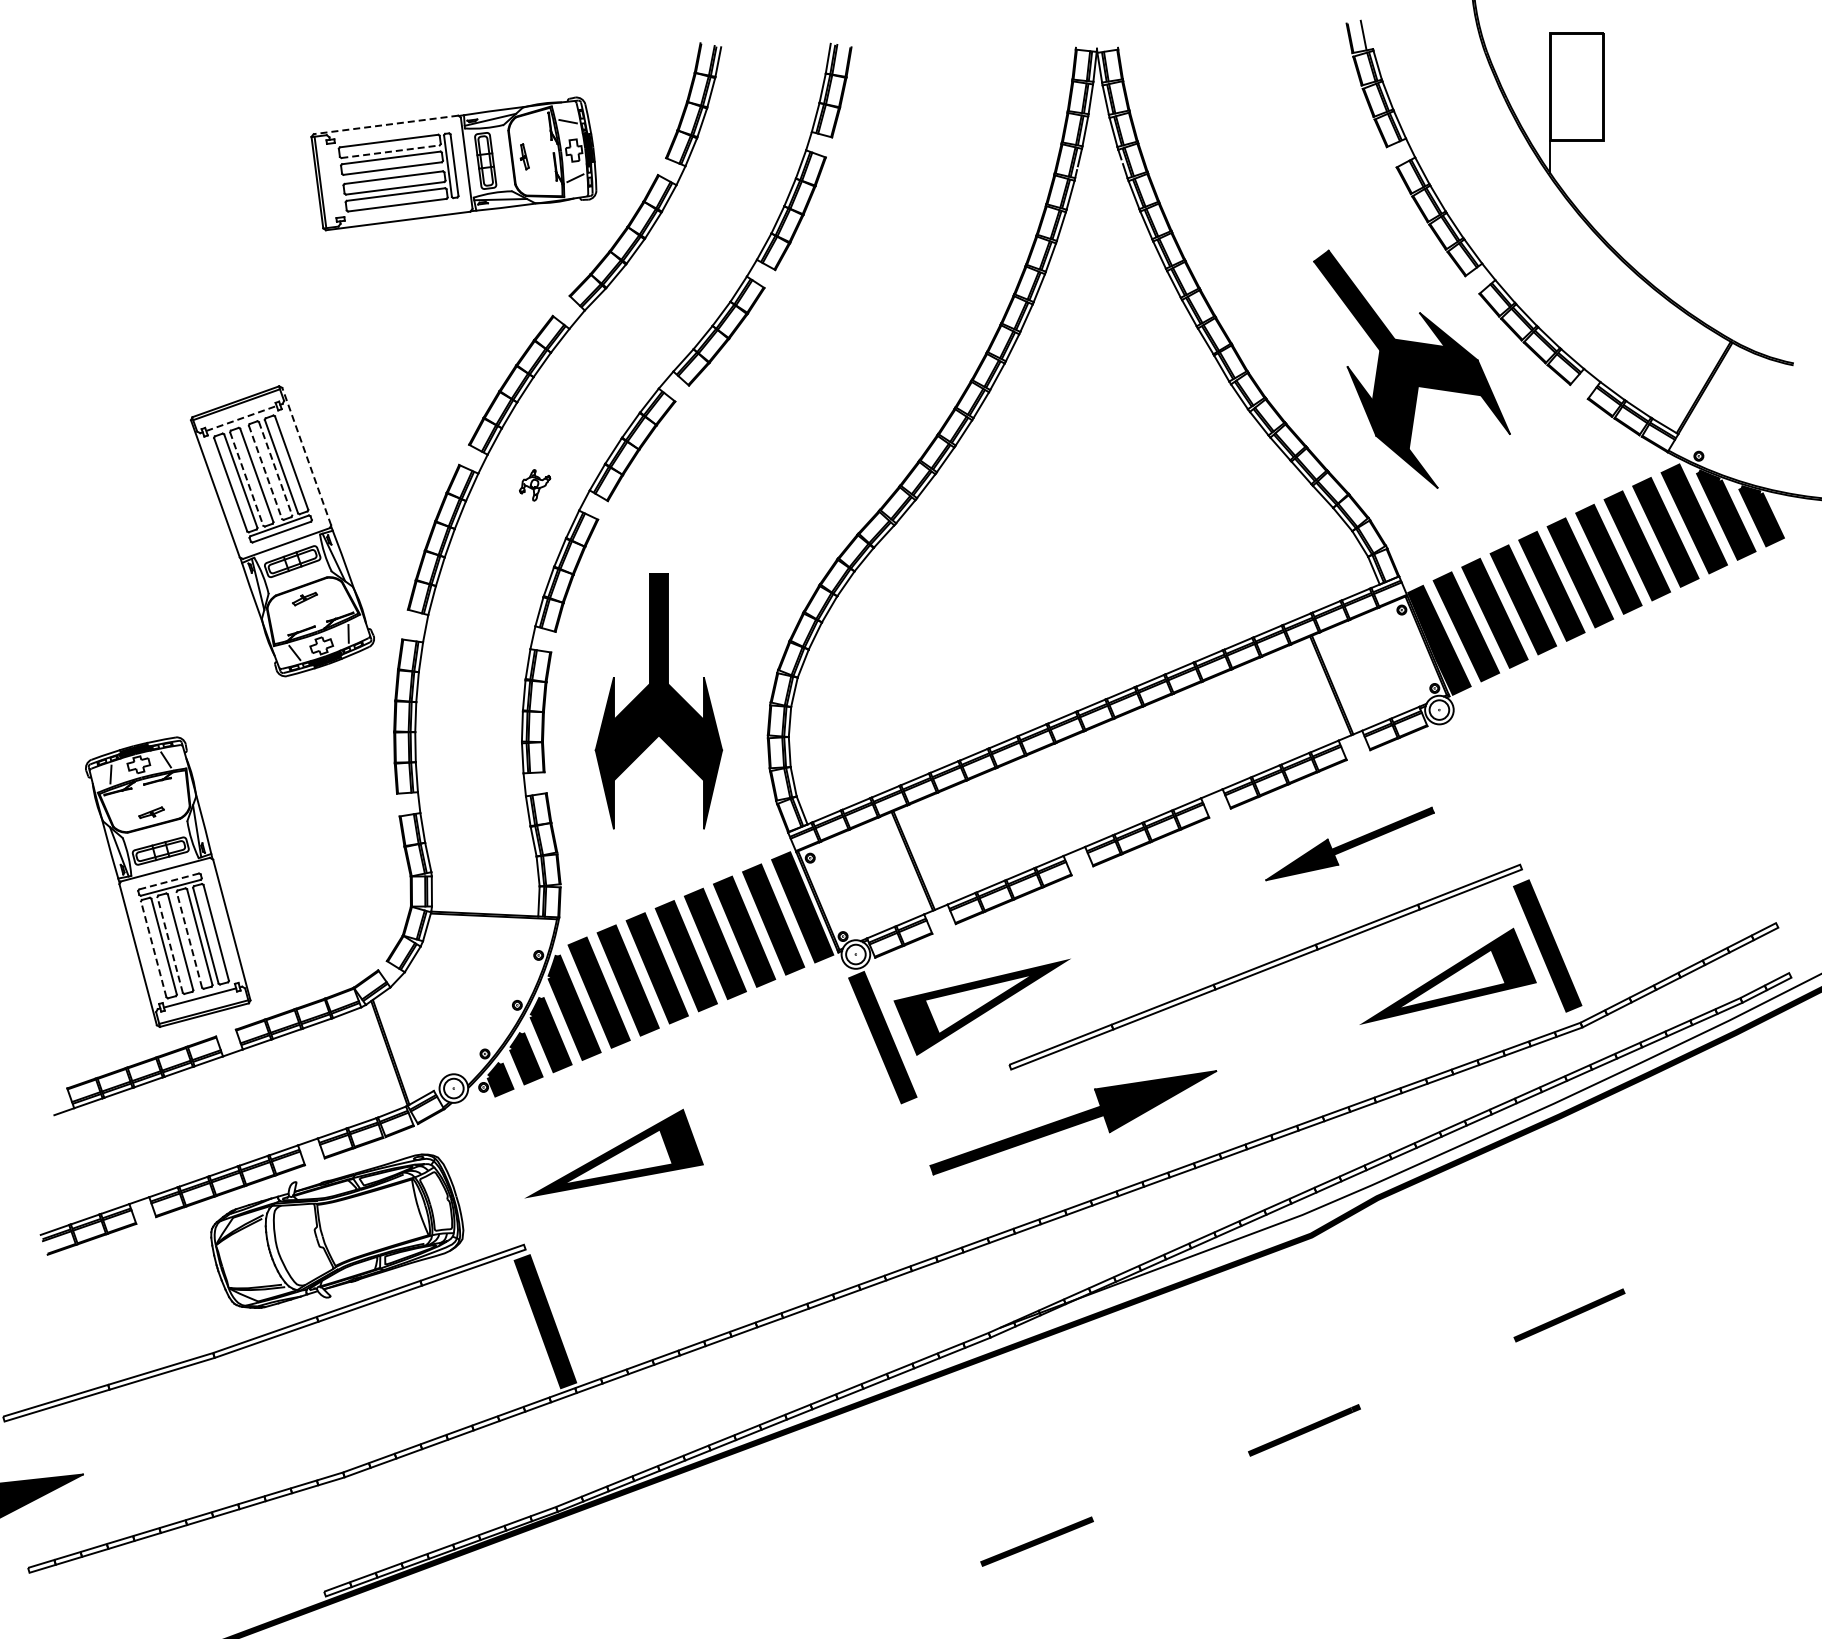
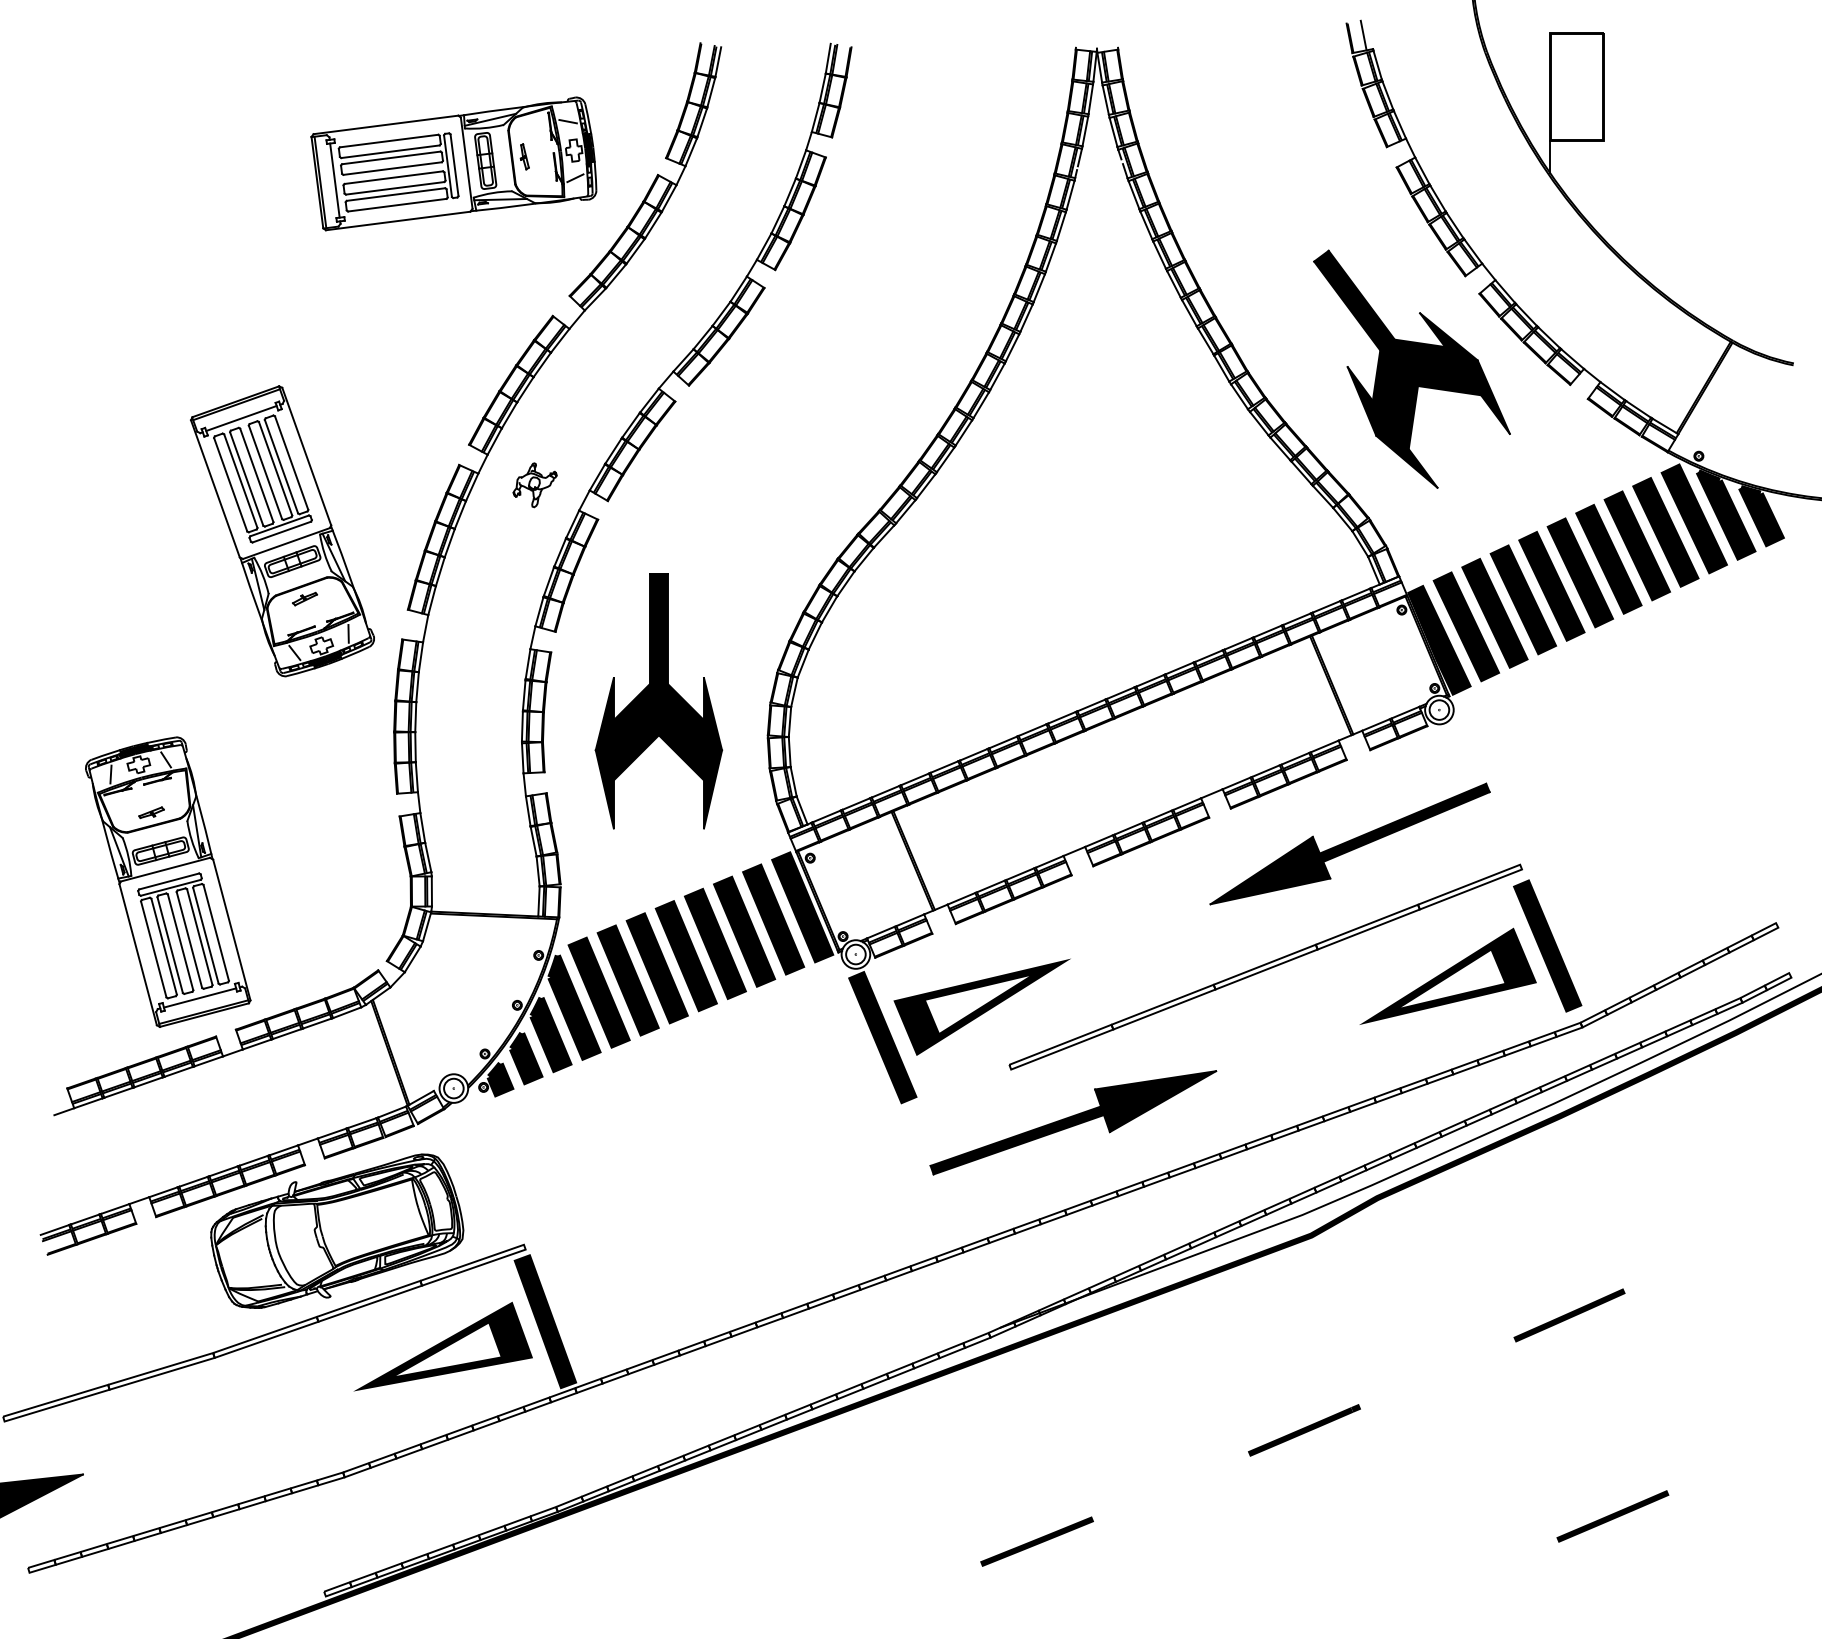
line: dashed -> solid (386, 124)
line: dashed -> solid (390, 151)
line: none -> present (334, 180)
line: dashed -> solid (241, 418)
line: dashed -> solid (306, 456)
line: dashed -> solid (275, 468)
line: dashed -> solid (265, 472)
line: dashed -> solid (246, 479)
part size: 33x33 px -> 46x47 px (534, 485)
part size: 170x76 px -> 282x124 px (1349, 843)
line: dashed -> solid (168, 881)
line: dashed -> solid (189, 939)
line: dashed -> solid (170, 945)
line: dashed -> solid (153, 949)
part position: (613, 1153) -> (442, 1346) (442, 1346)
curve: none -> present (1612, 1516)
